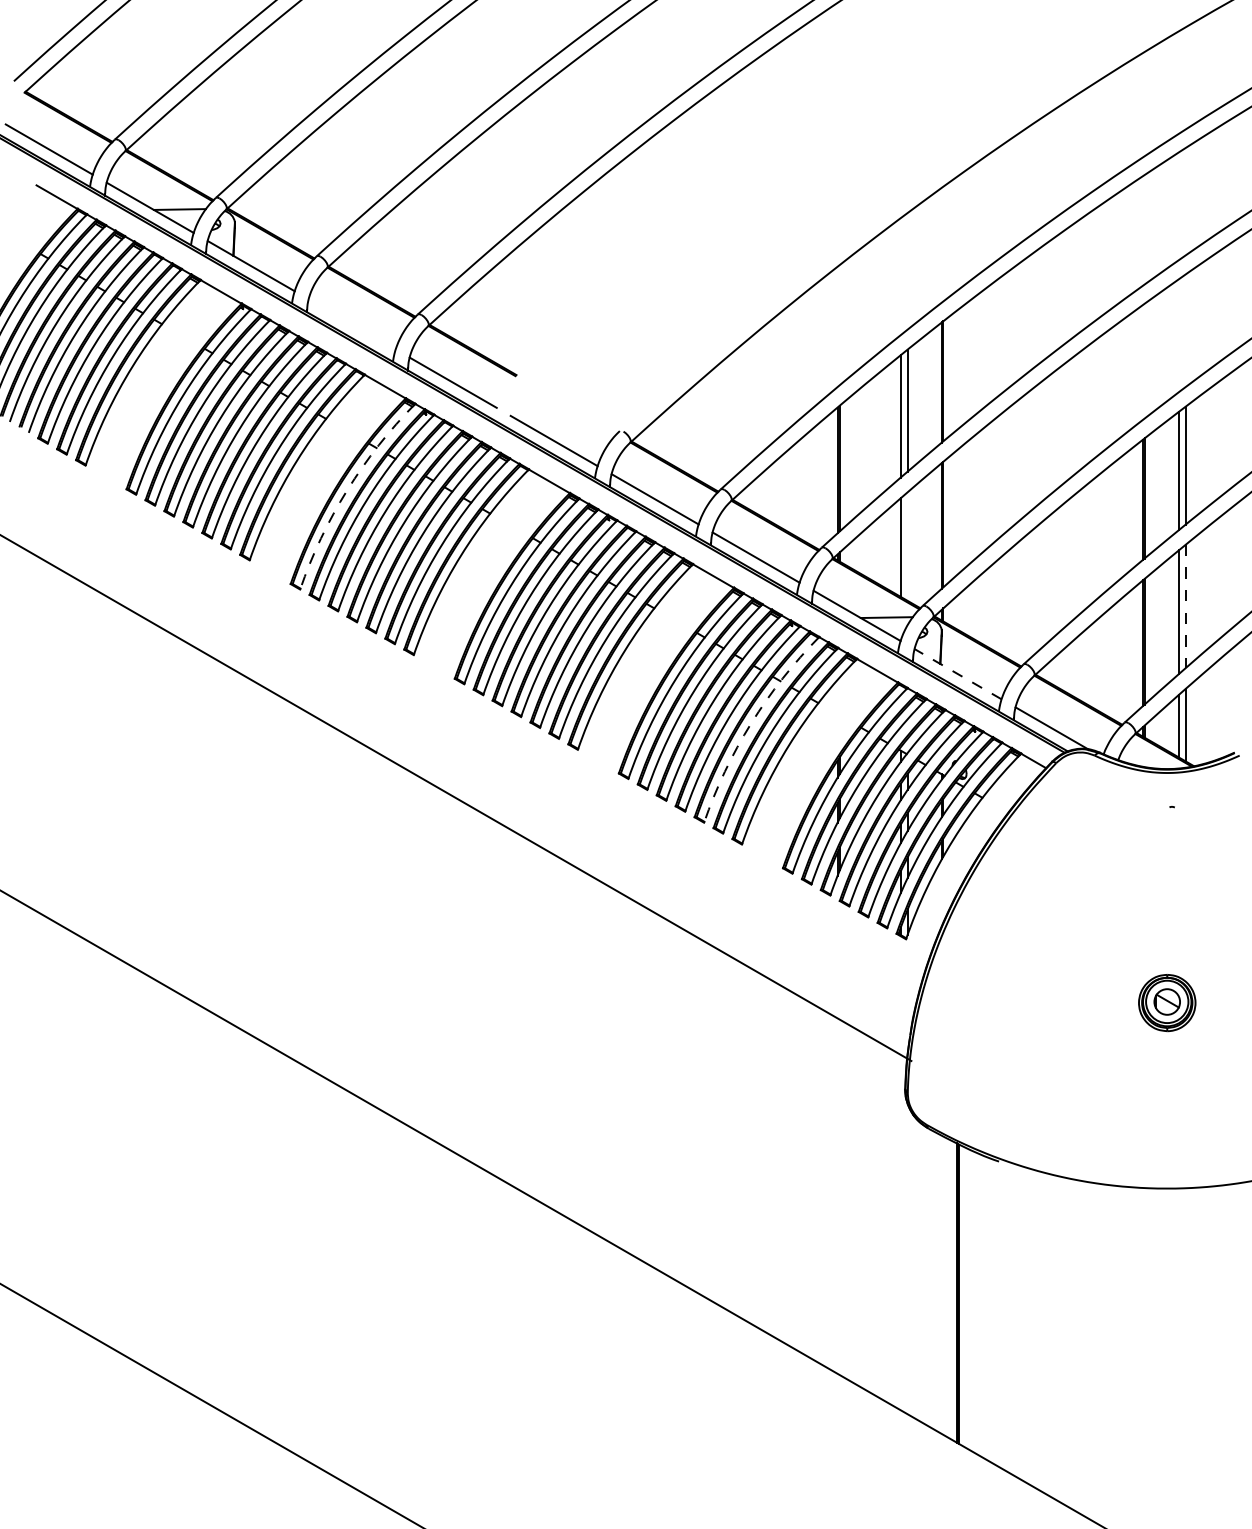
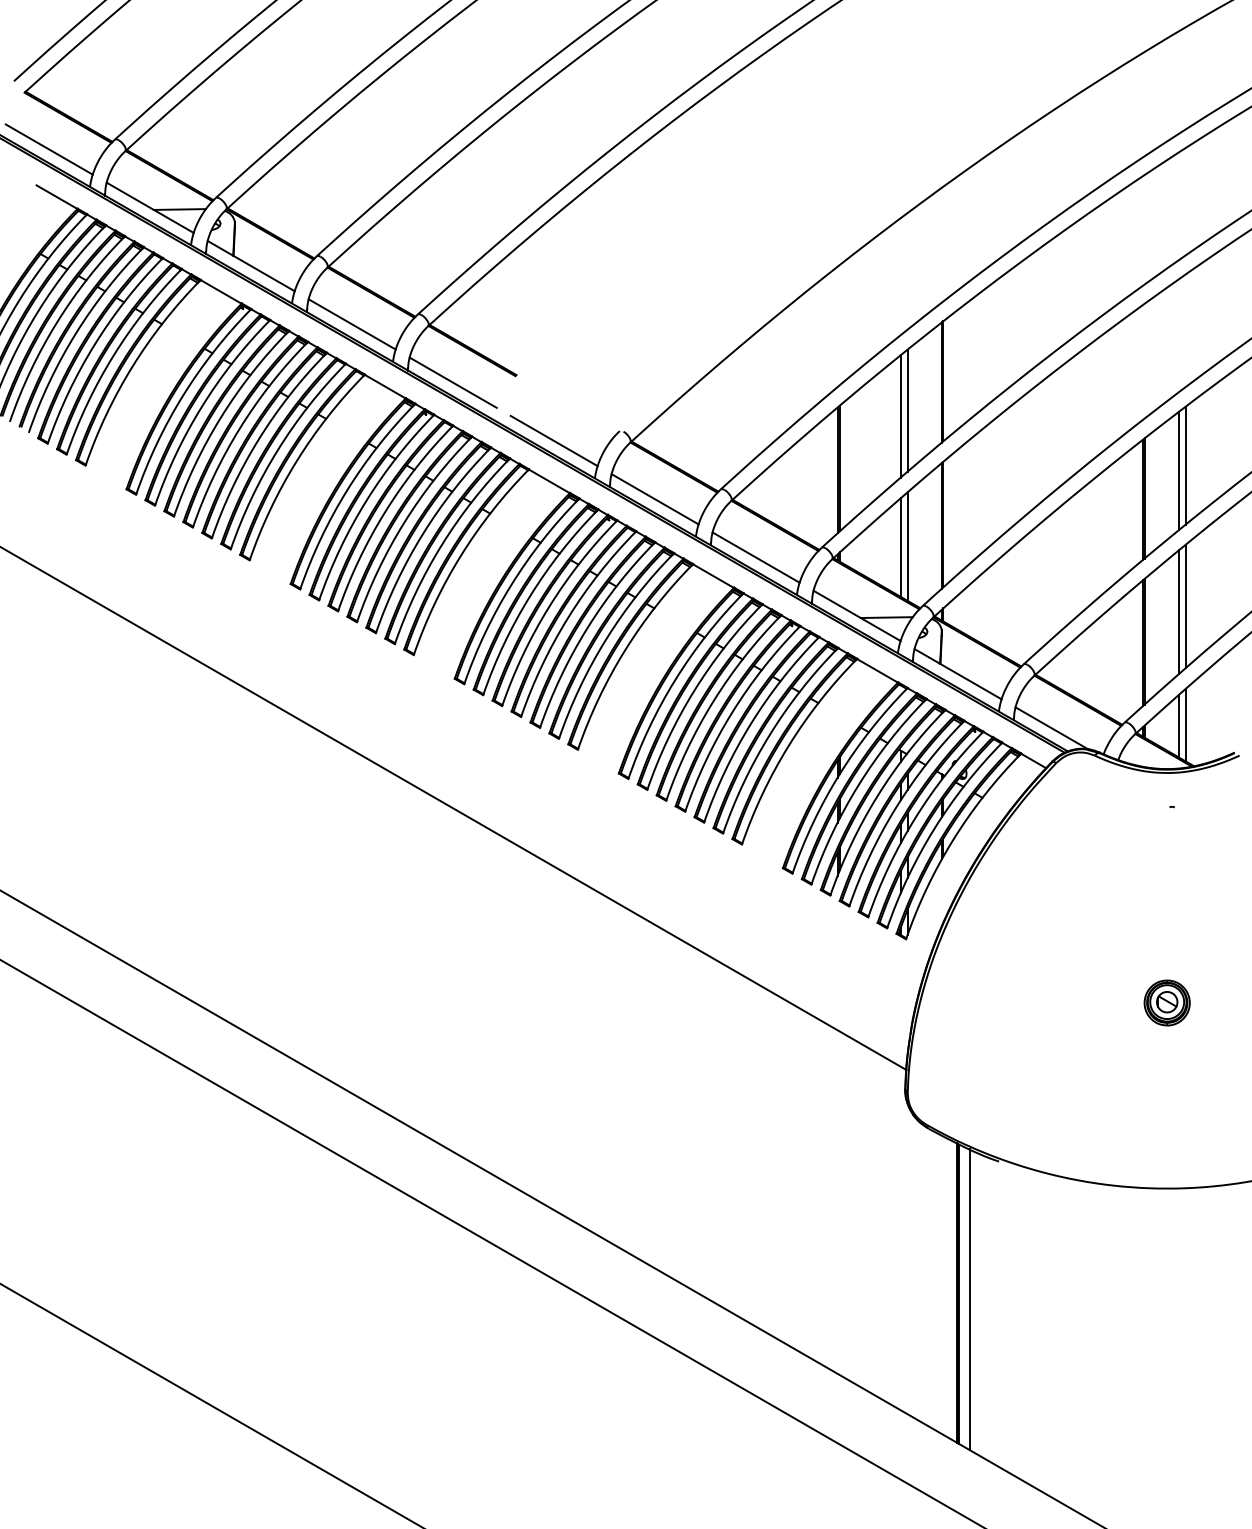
line: none -> present (351, 324)
arc: dashed -> solid (347, 490)
line: none -> present (907, 546)
line: dashed -> solid (1185, 606)
line: dashed -> solid (957, 673)
arc: dashed -> solid (751, 723)
line position: (456, 798) -> (454, 809) (454, 809)
part size: 59x59 px -> 48x48 px (1166, 1002)
line: none -> present (491, 1242)
line: none -> present (969, 1299)
